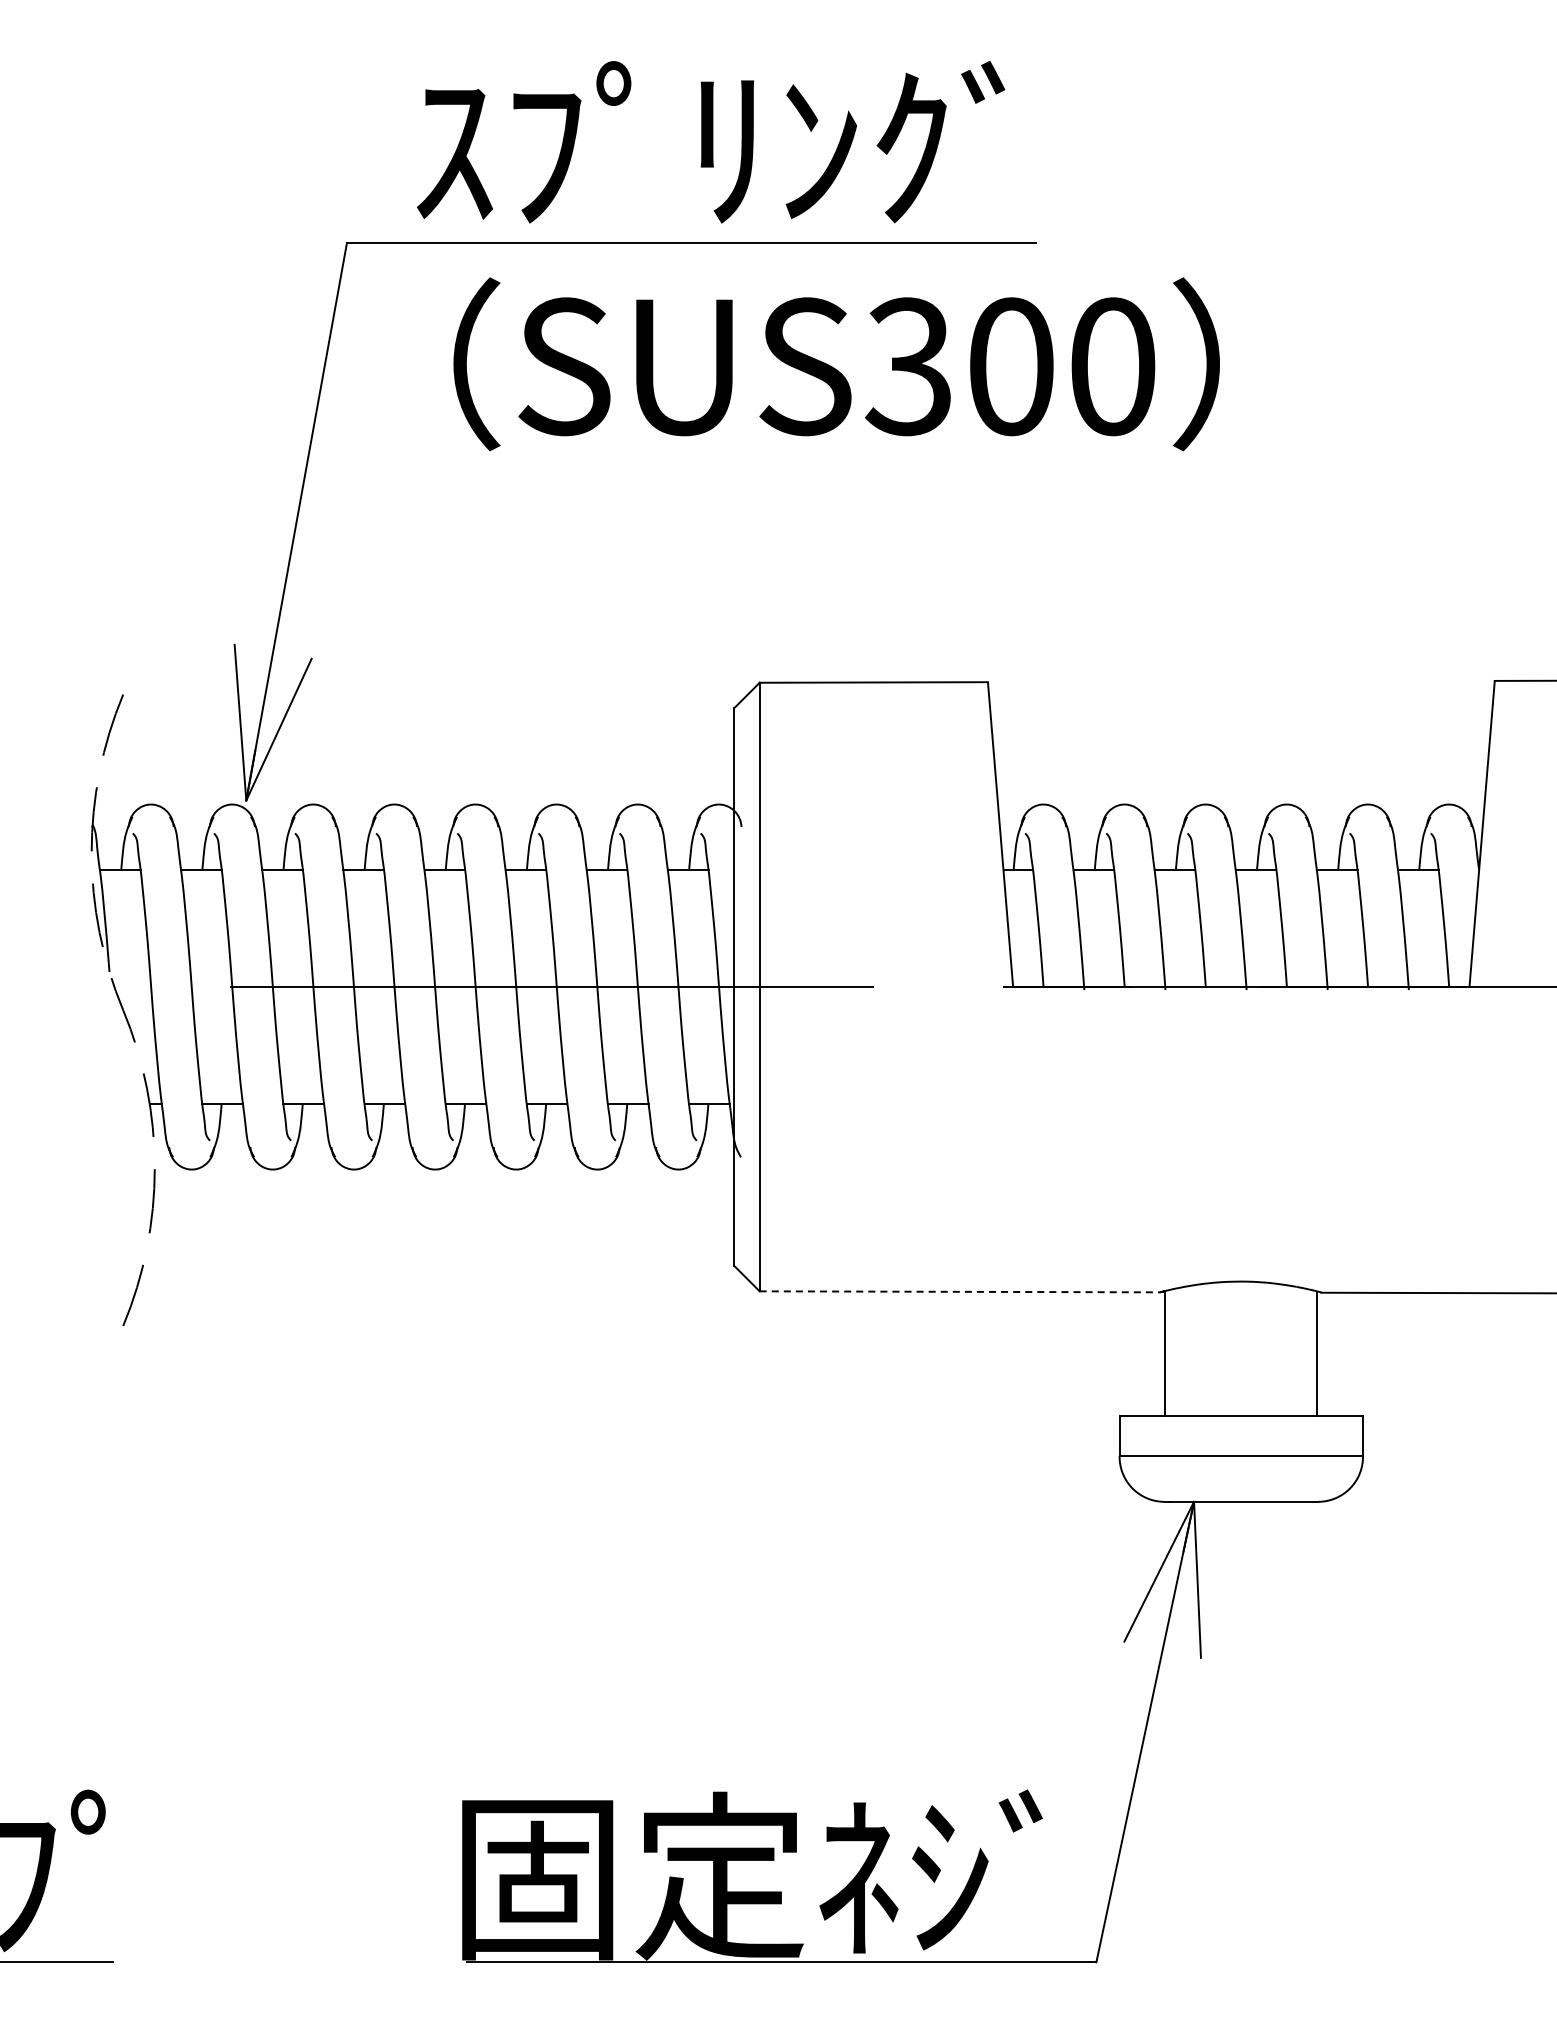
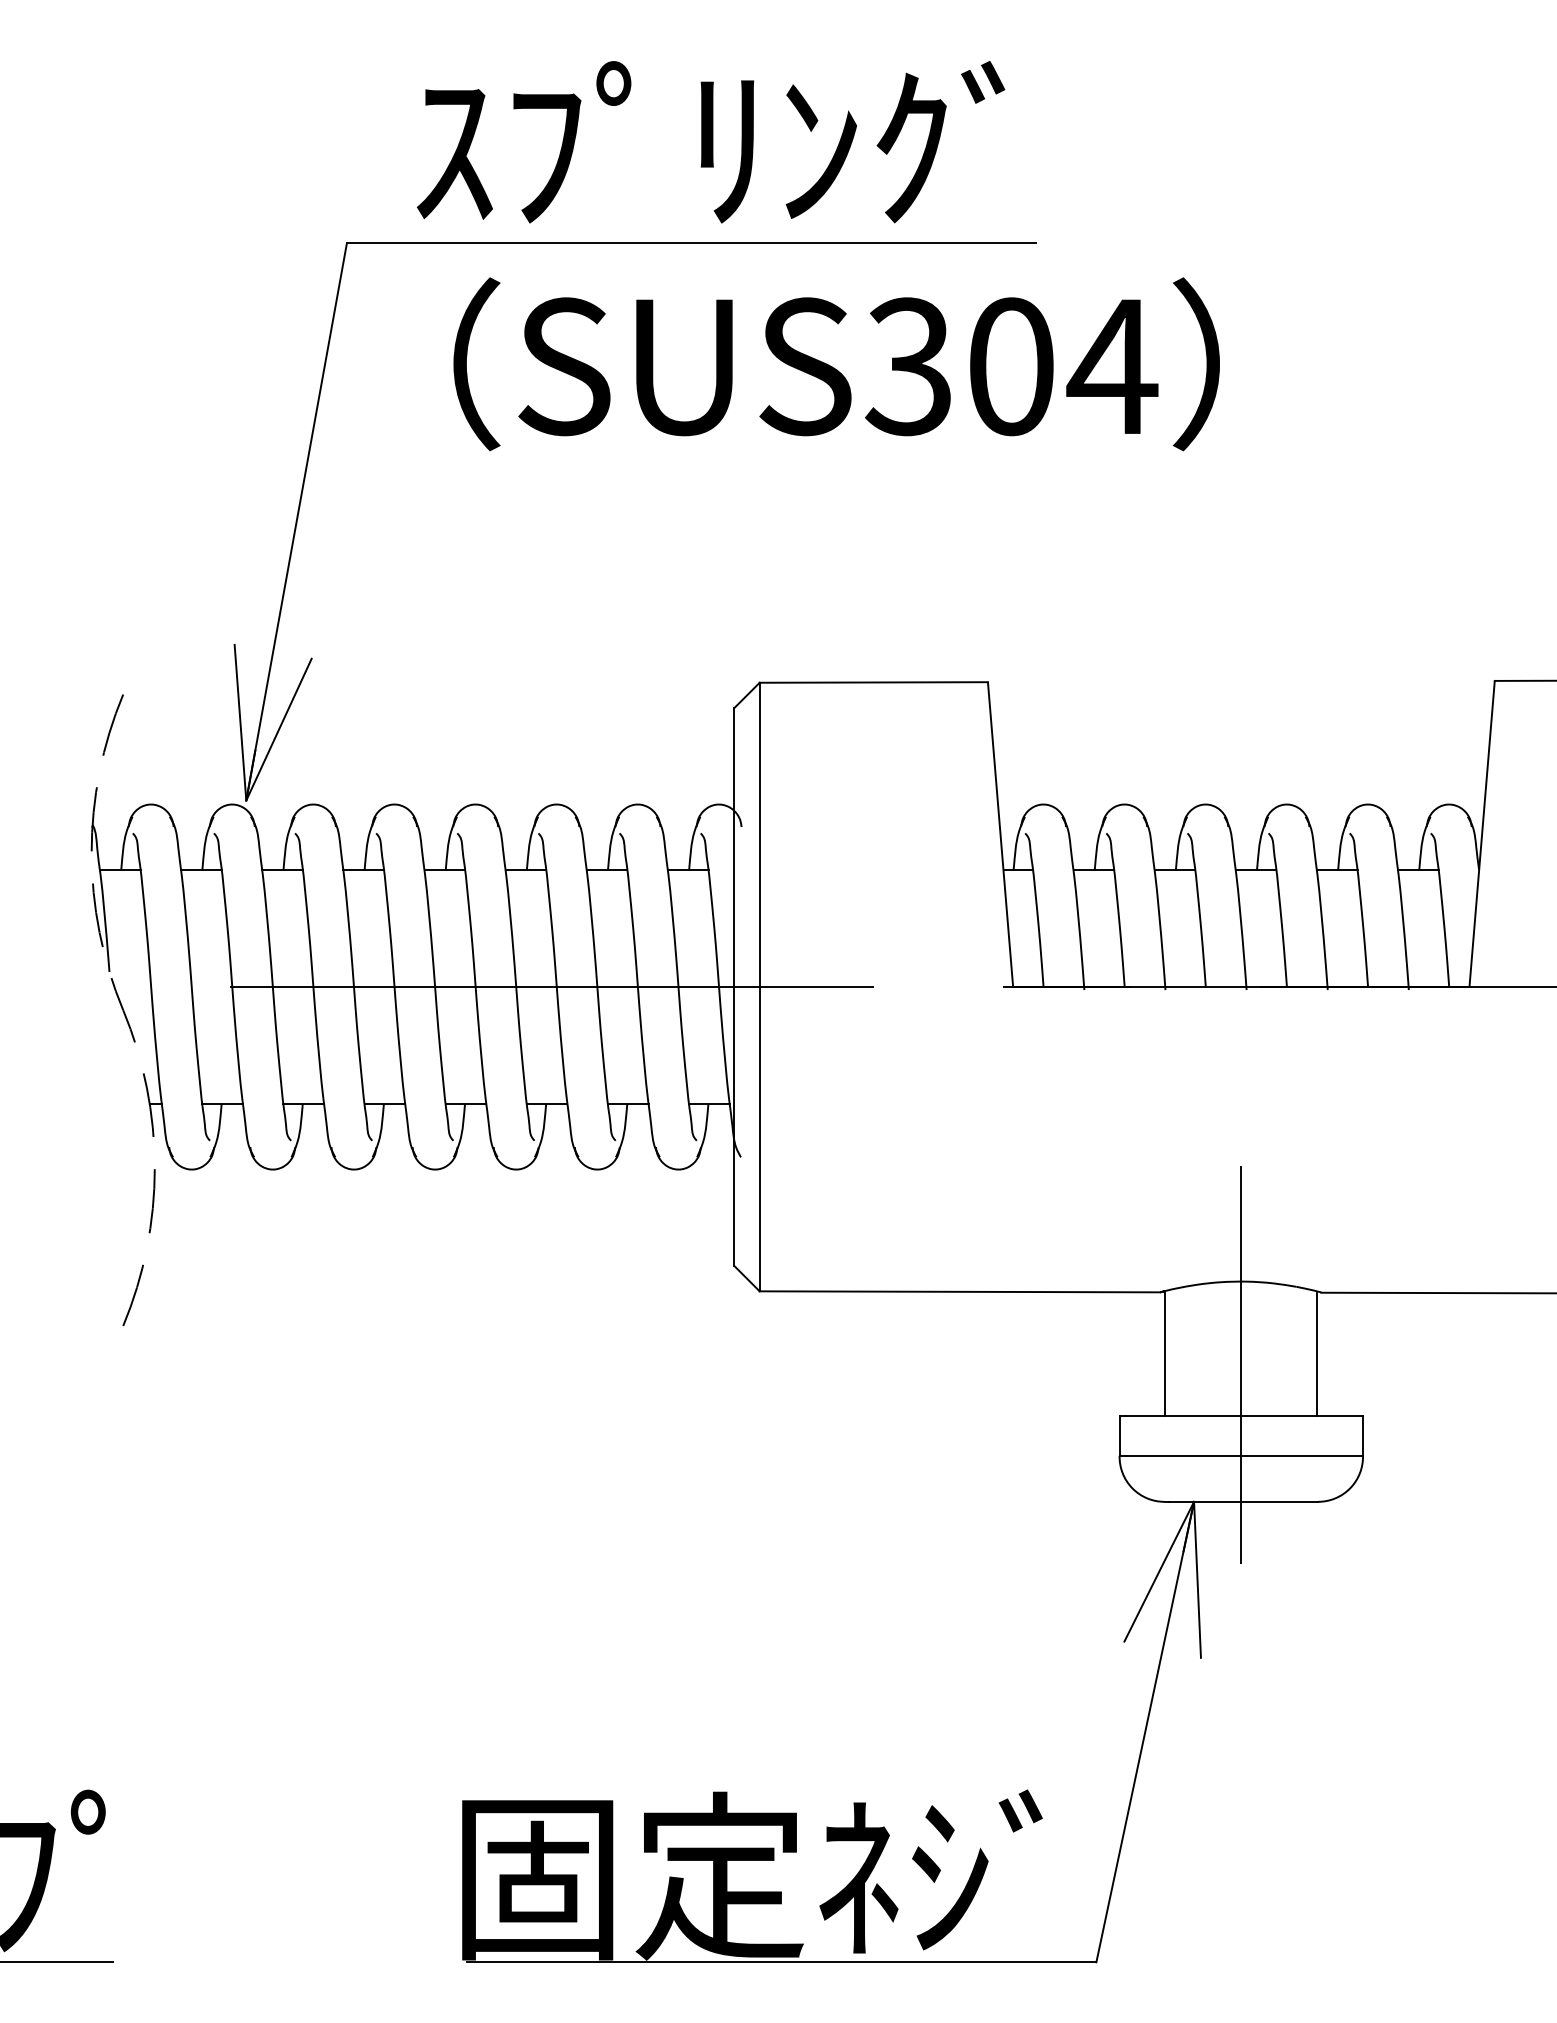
text: SUS300 -> SUS304 (1112, 366)
line: dashed -> solid (960, 1291)
line: none -> present (1241, 1365)
